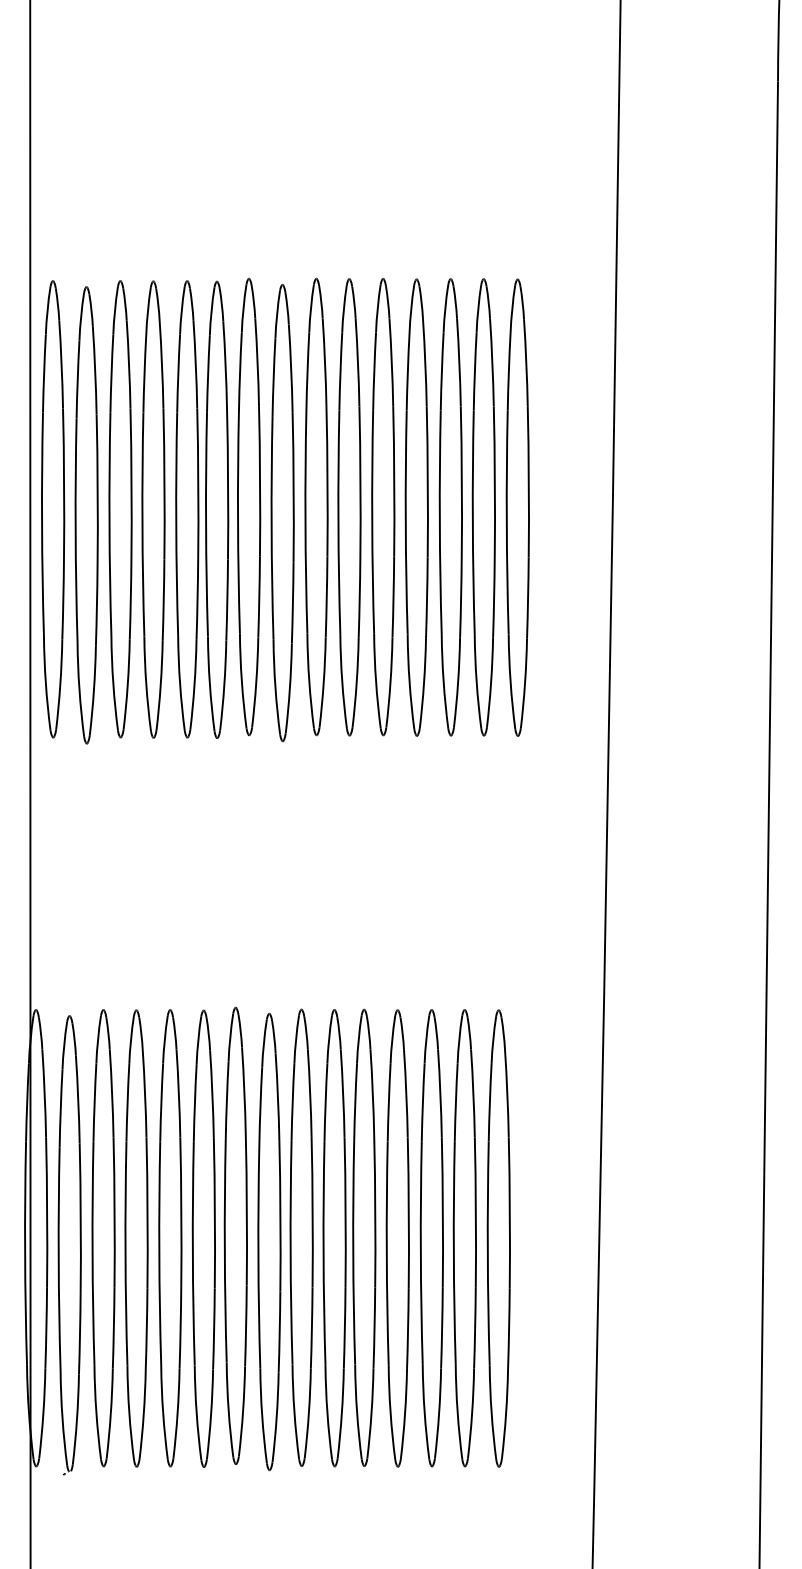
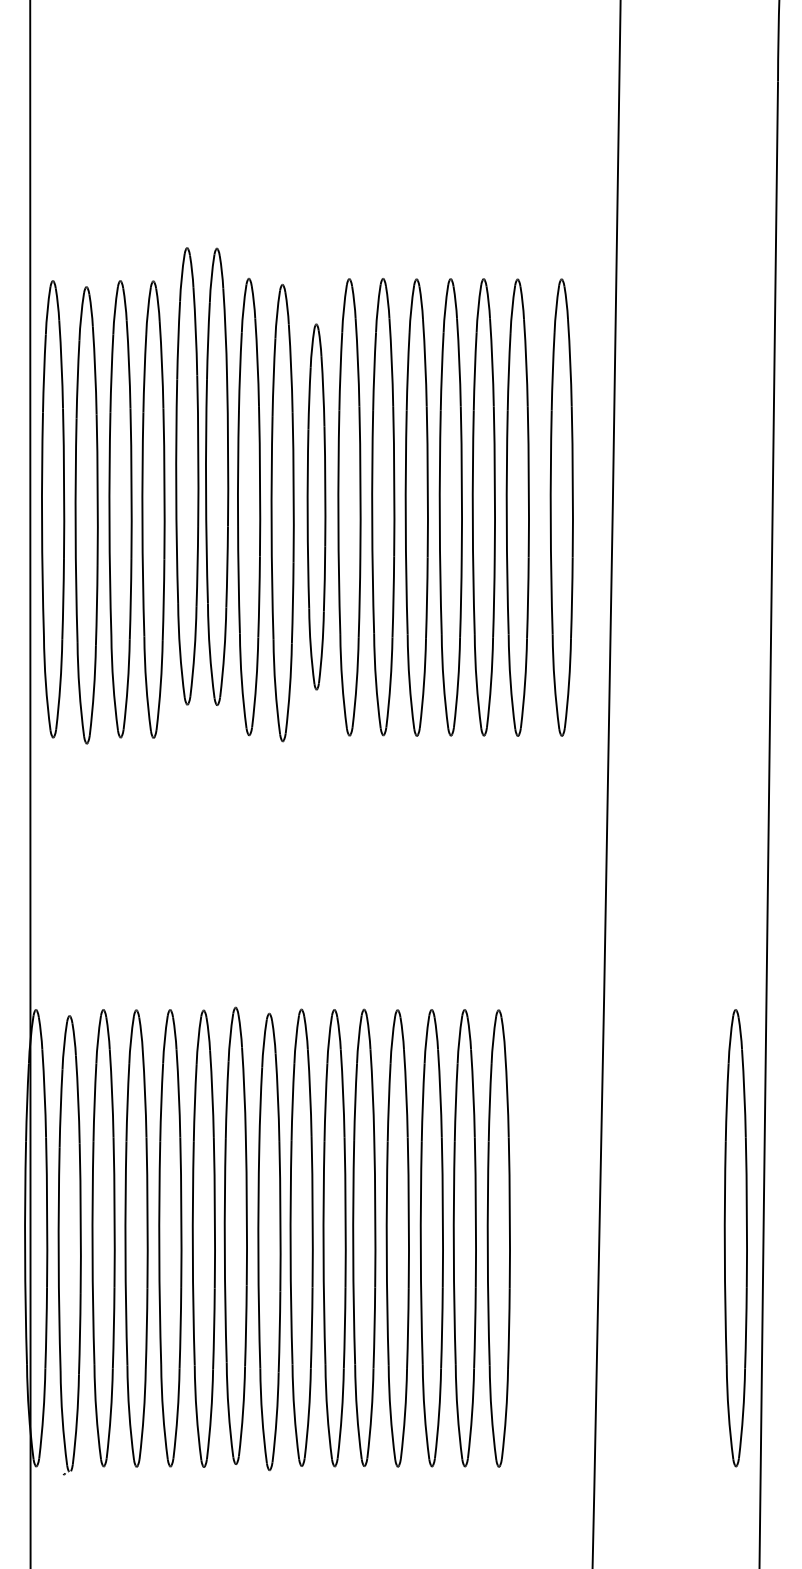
part size: 25x460 px -> 21x368 px (316, 506)
part: none -> present (561, 507)
part position: (202, 509) -> (202, 476) (202, 476)
part: none -> present (735, 1238)
